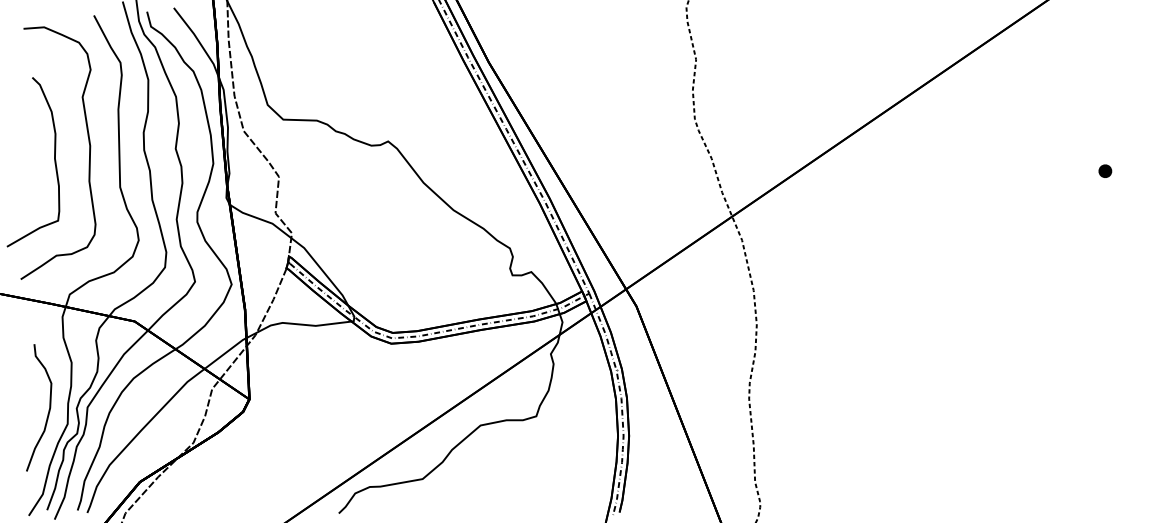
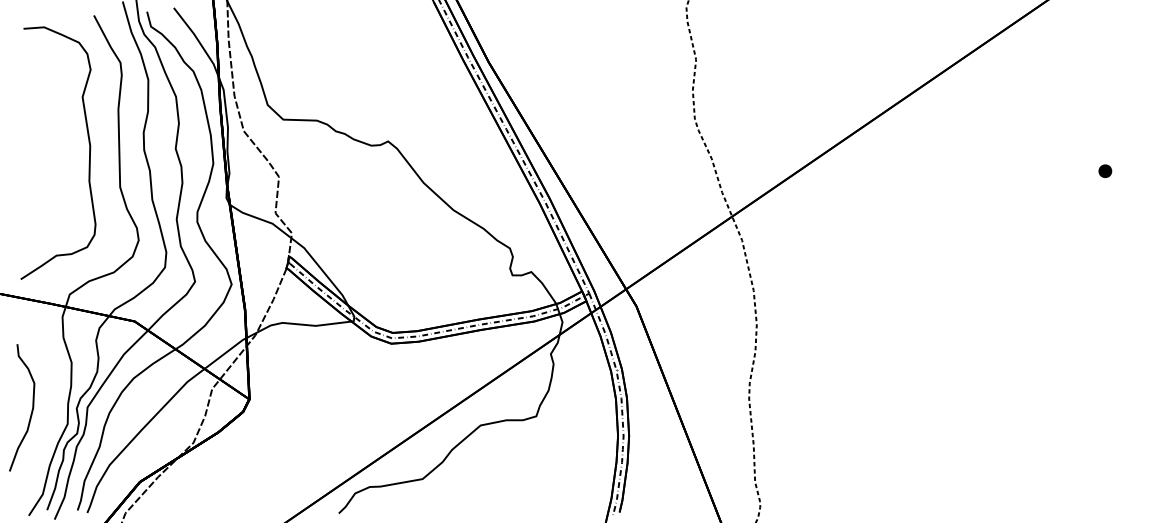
curve: present -> none (54, 162)
curve position: (48, 409) -> (31, 409) (31, 409)
